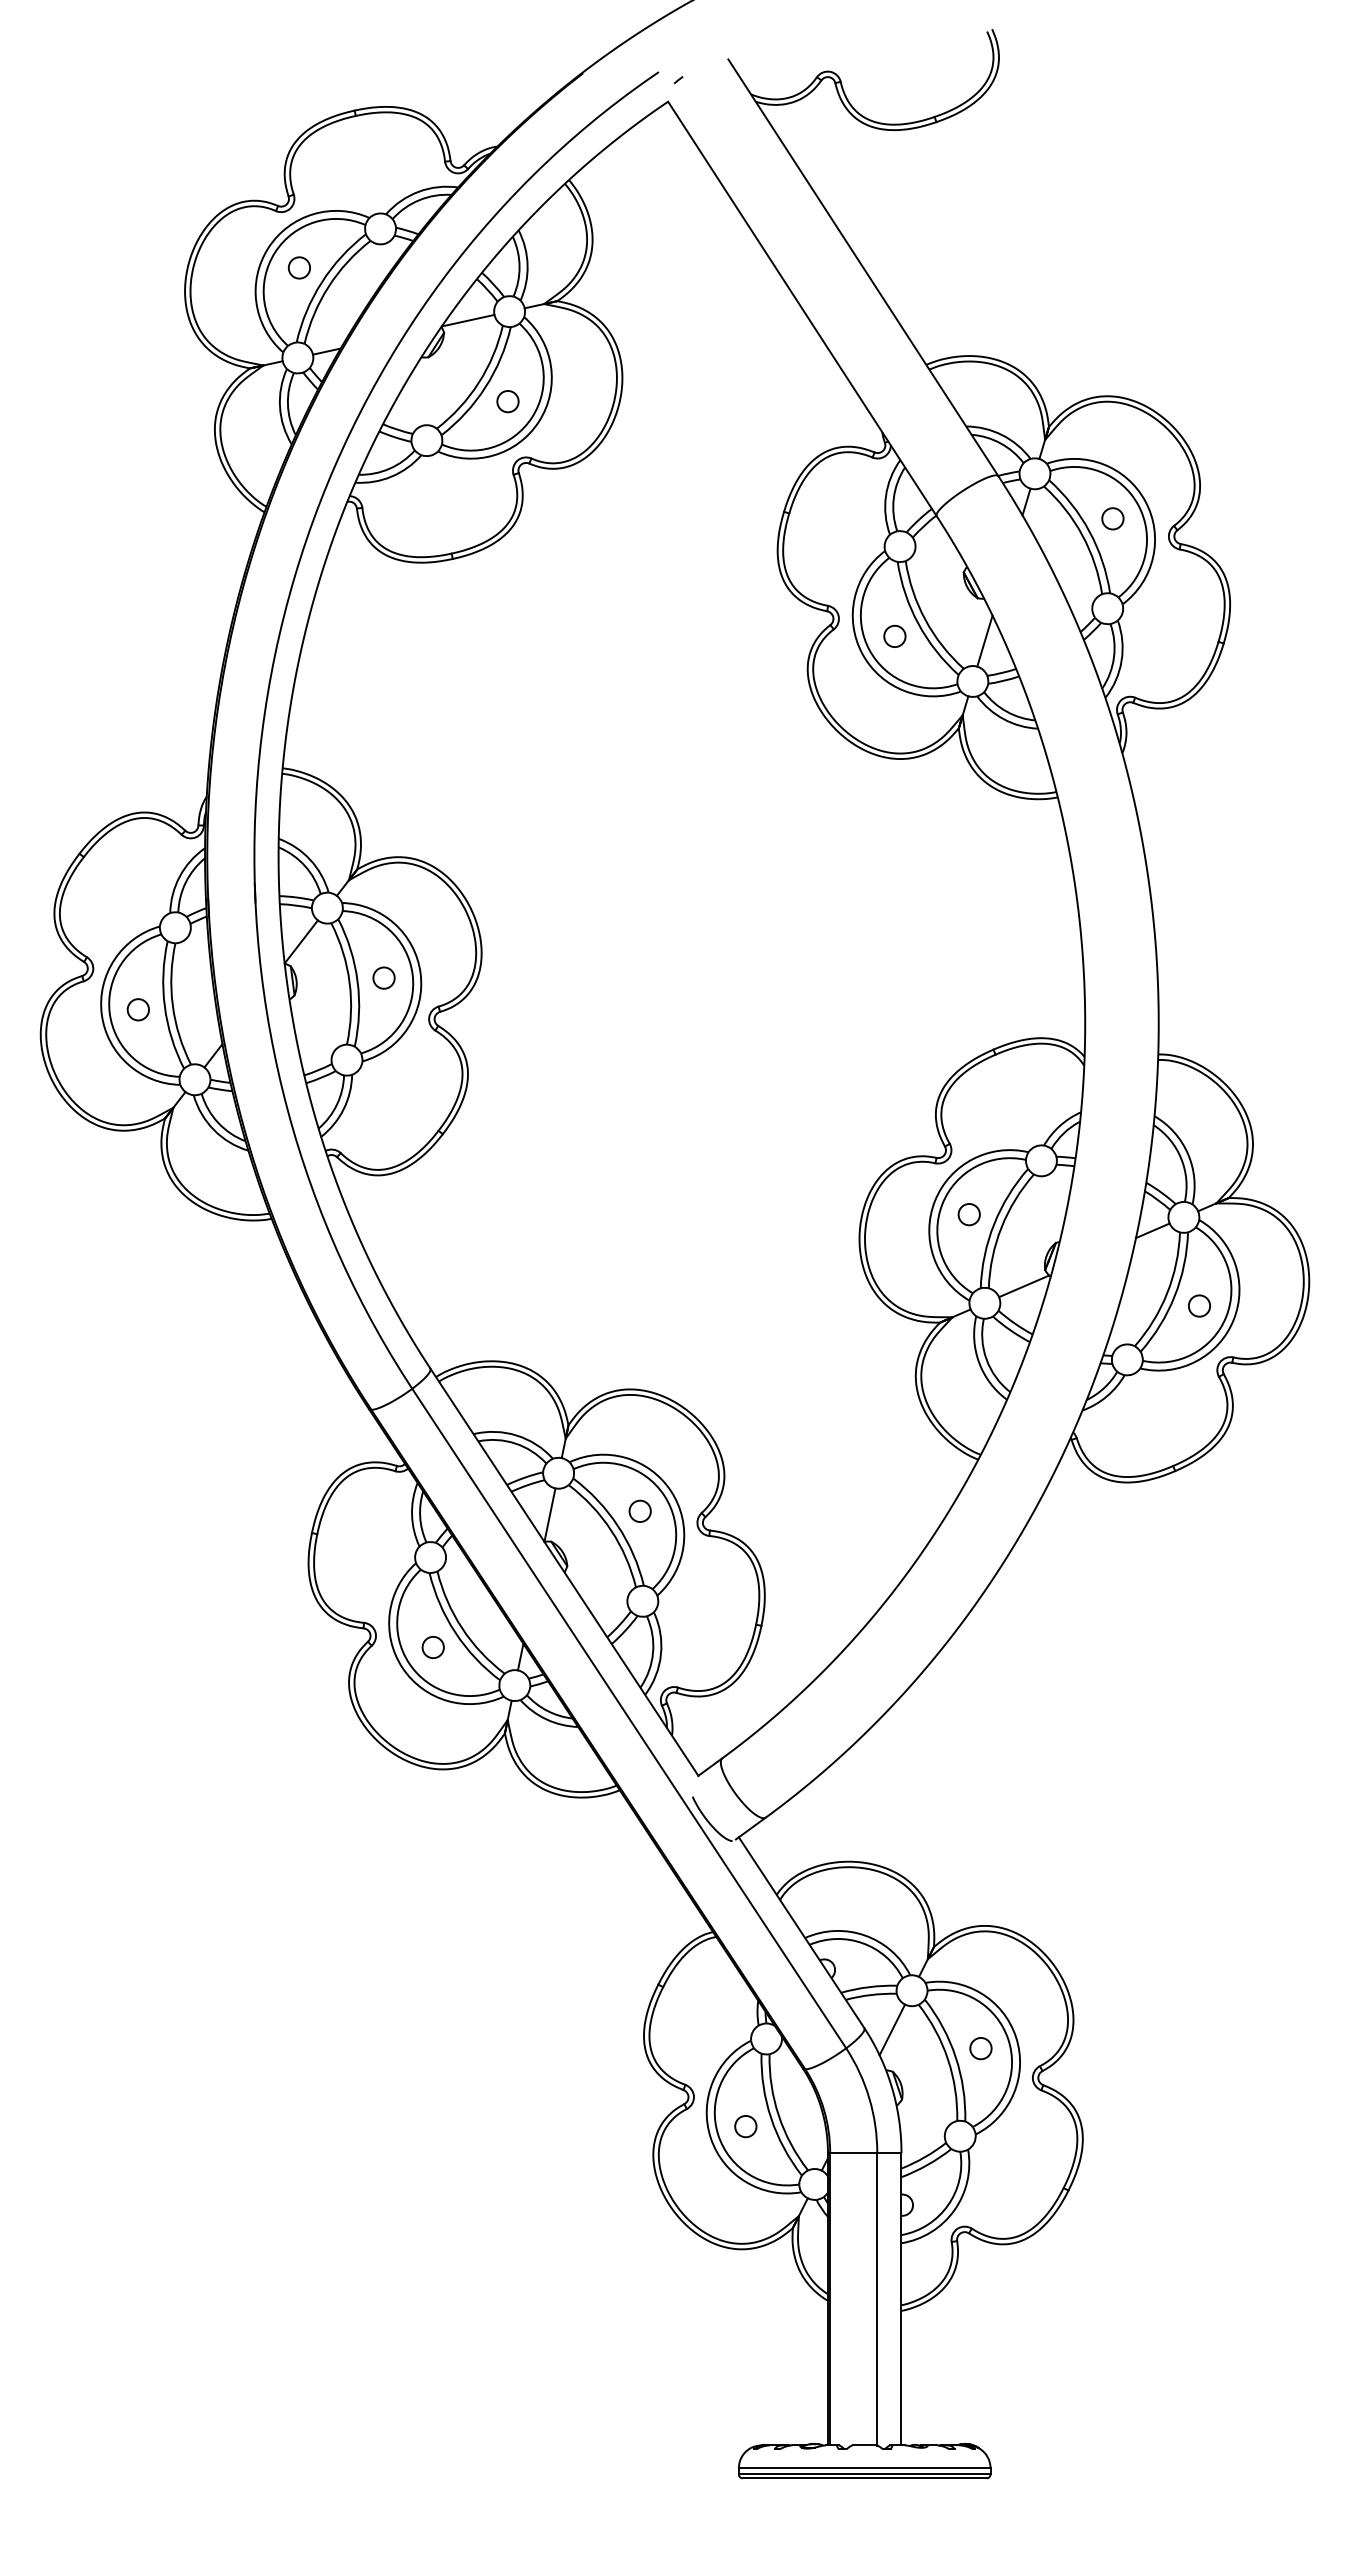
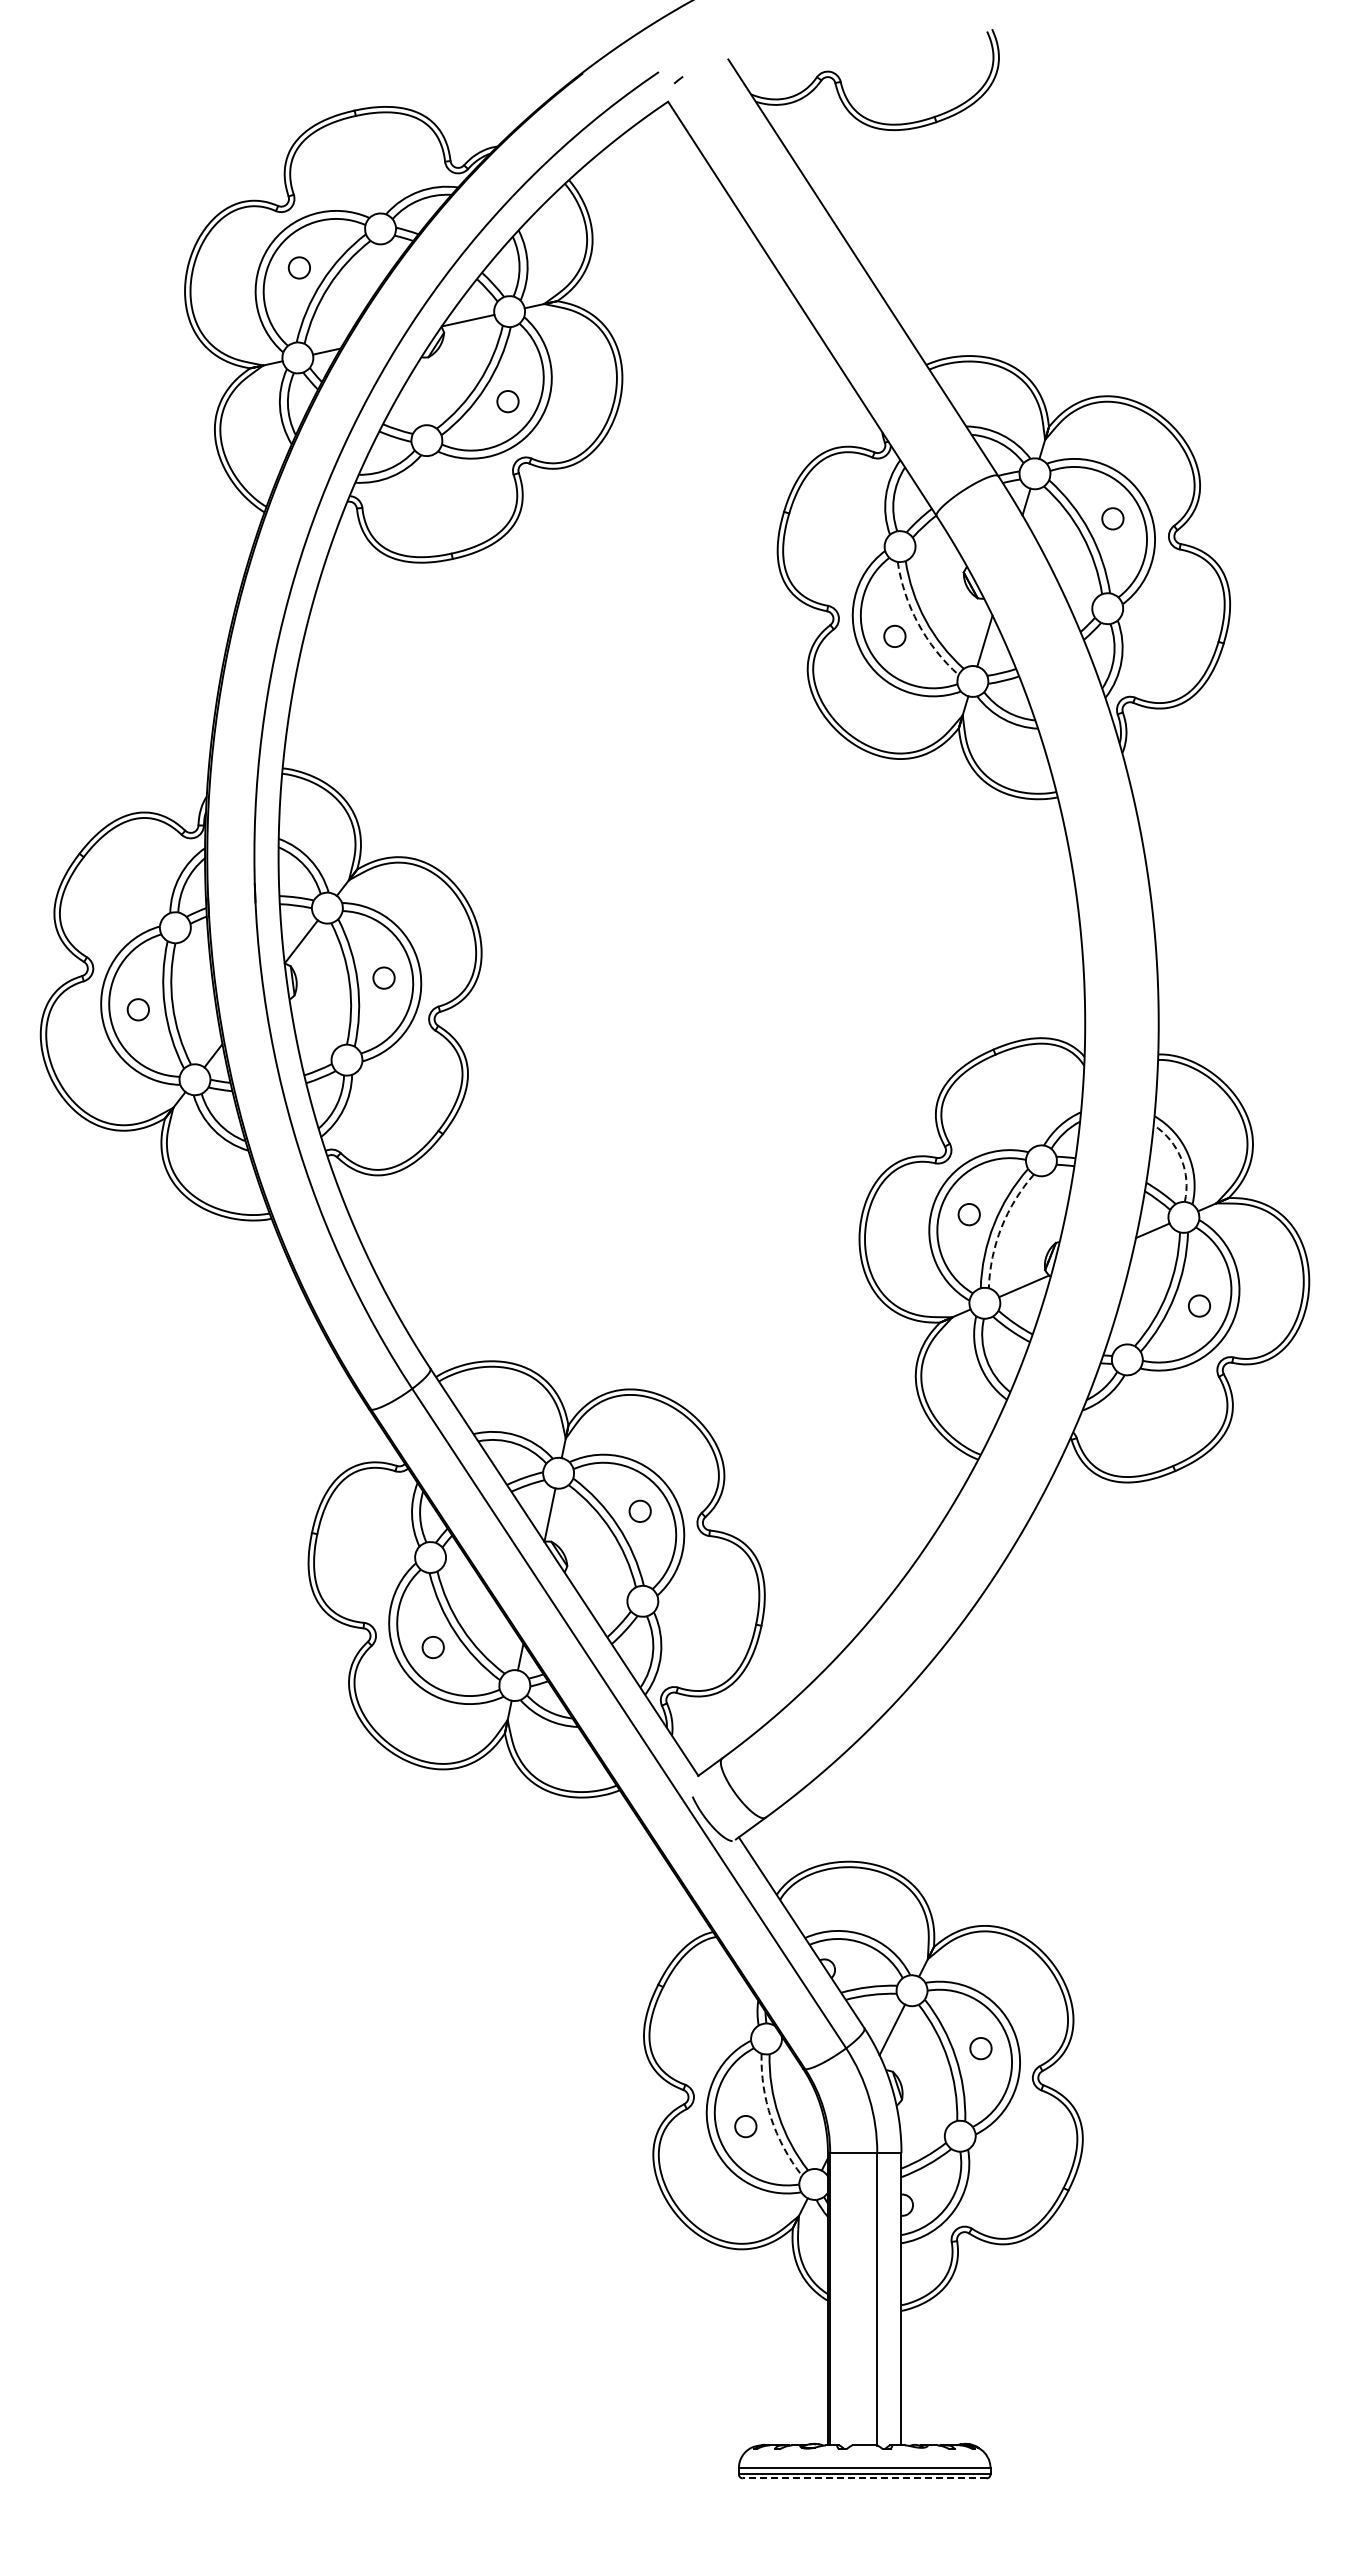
arc: solid -> dashed (918, 623)
arc: solid -> dashed (1181, 1158)
arc: solid -> dashed (1001, 1227)
arc: solid -> dashed (771, 2118)
line: solid -> dashed (864, 2478)
